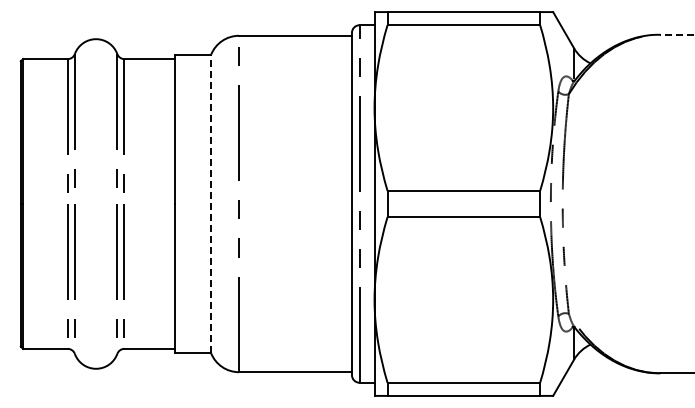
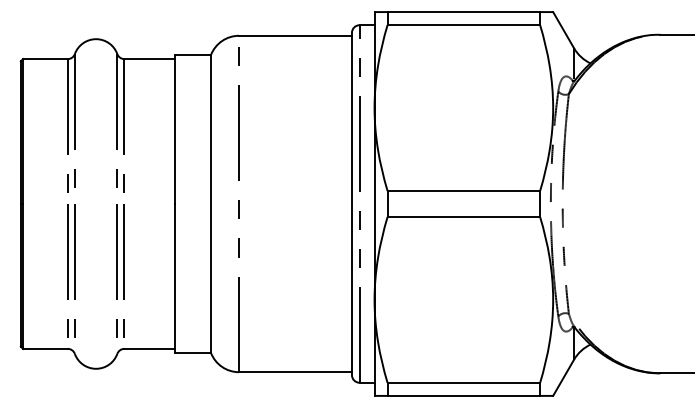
line: dashed -> solid (676, 34)
line: dashed -> solid (211, 203)
